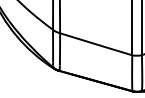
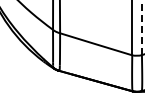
line: solid -> dashed (141, 27)
